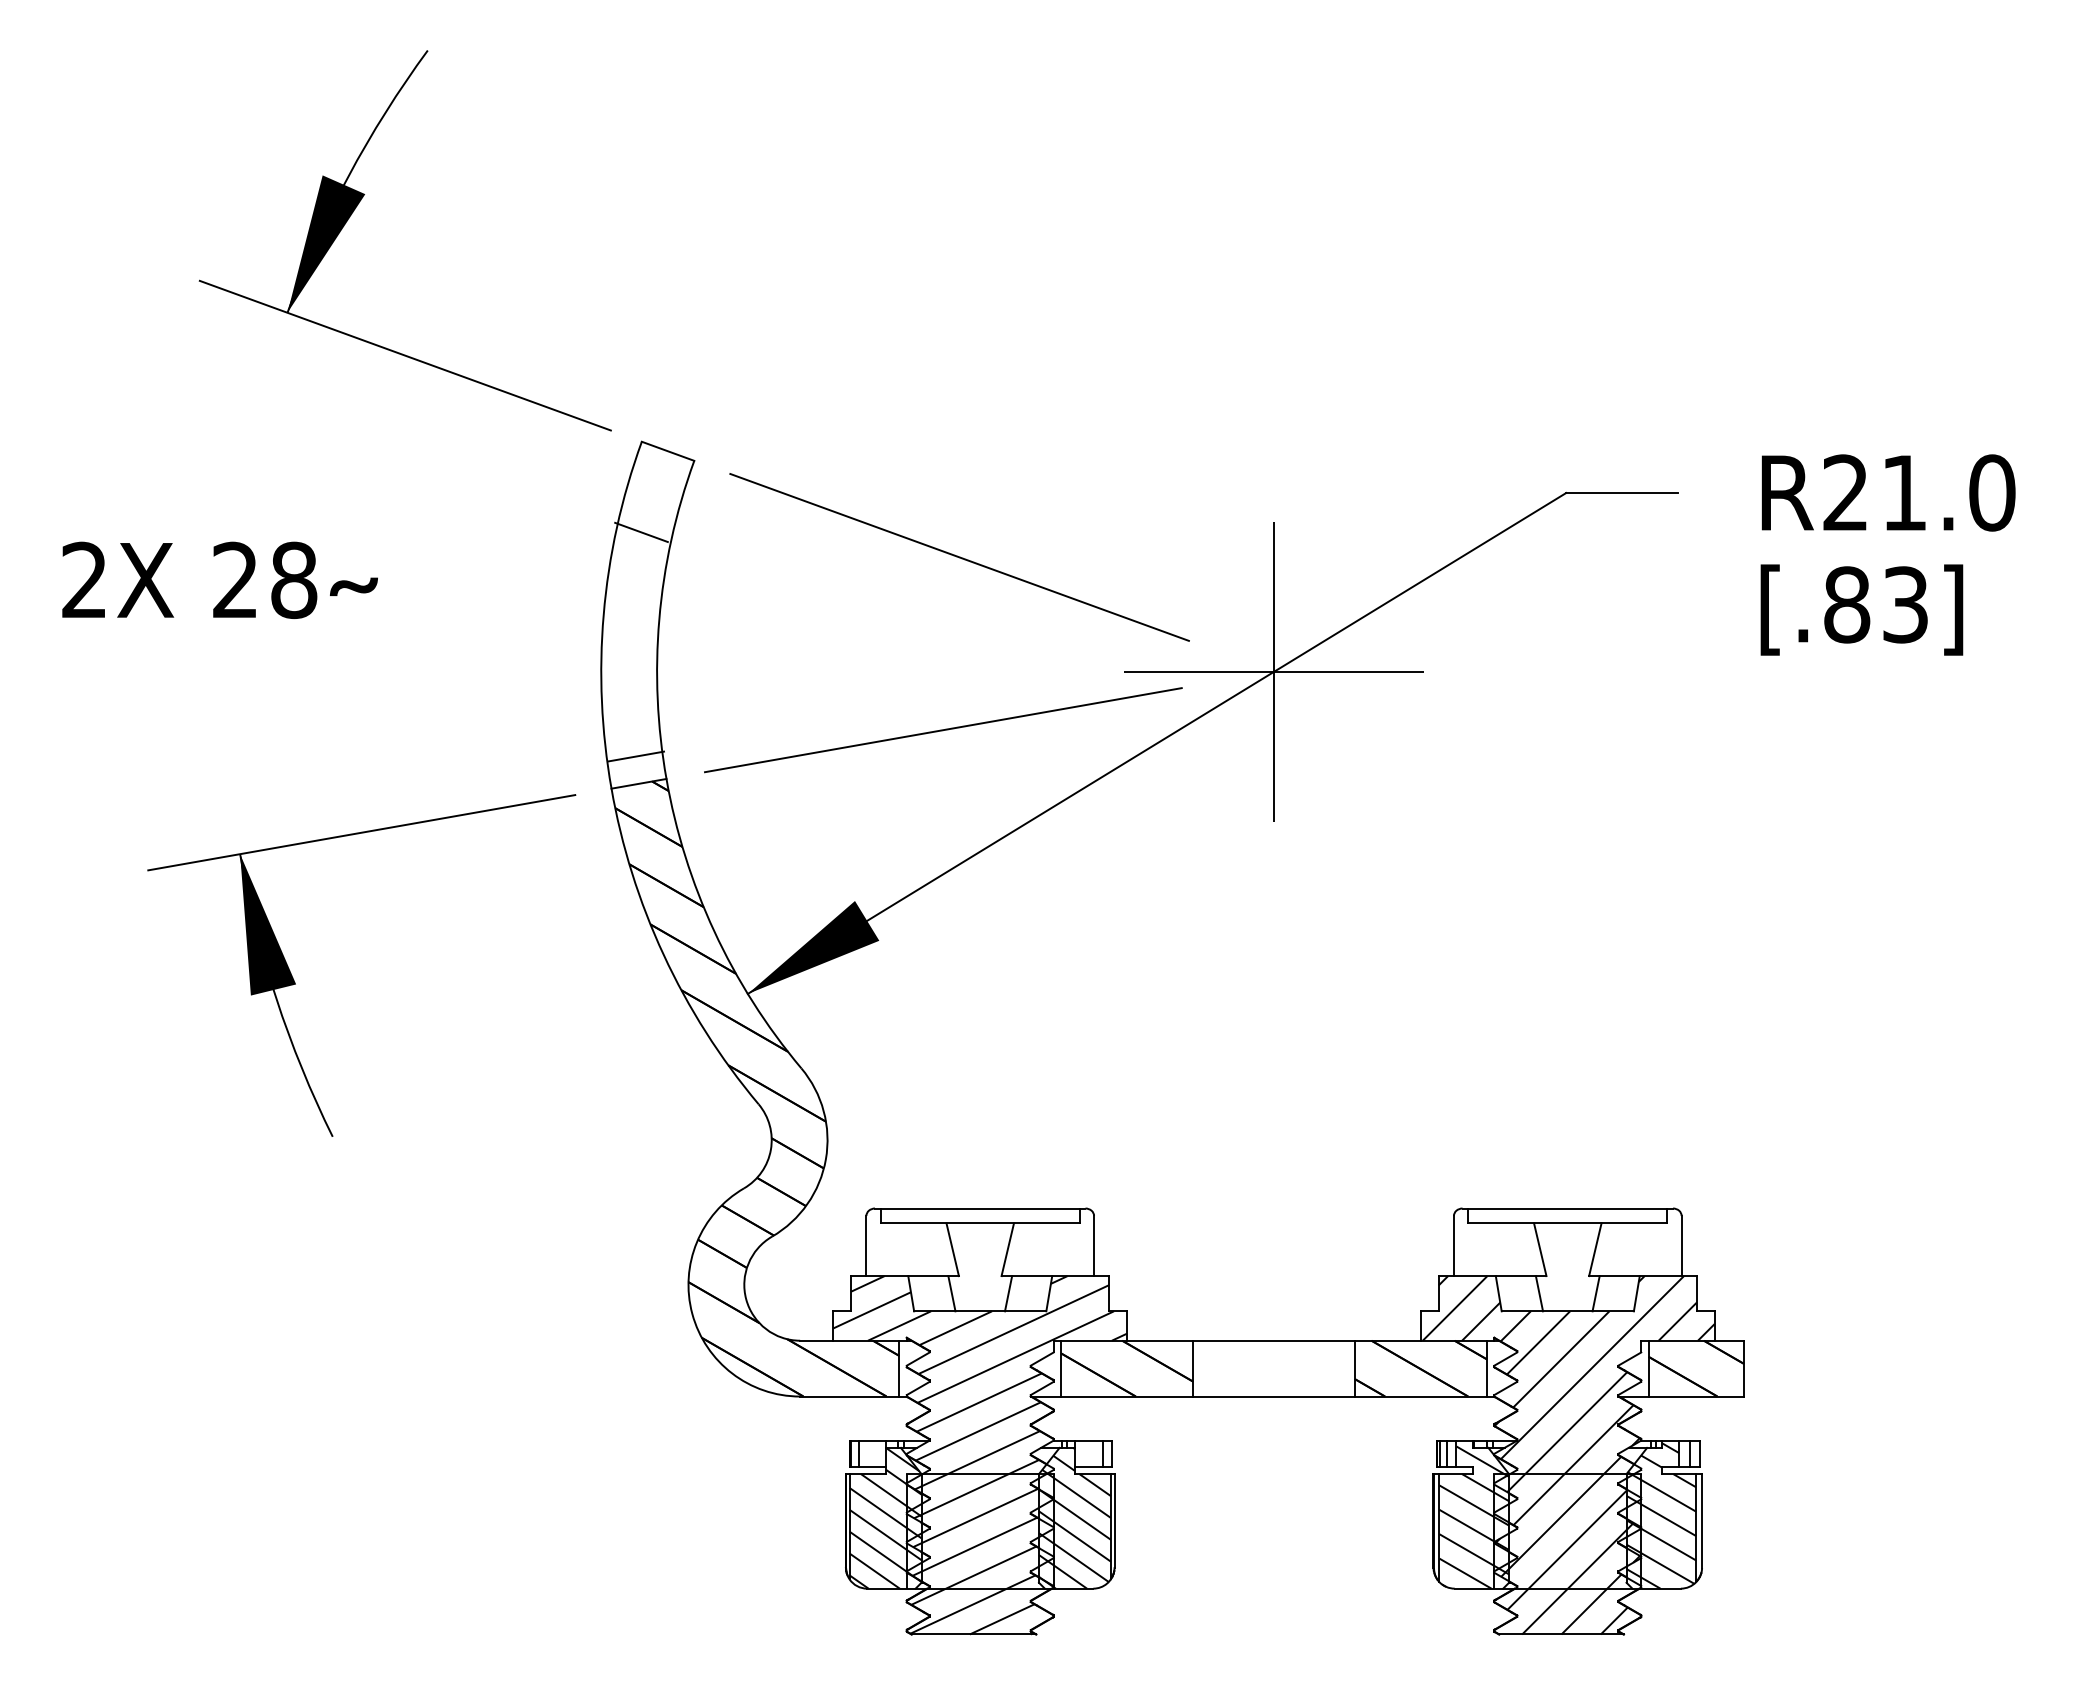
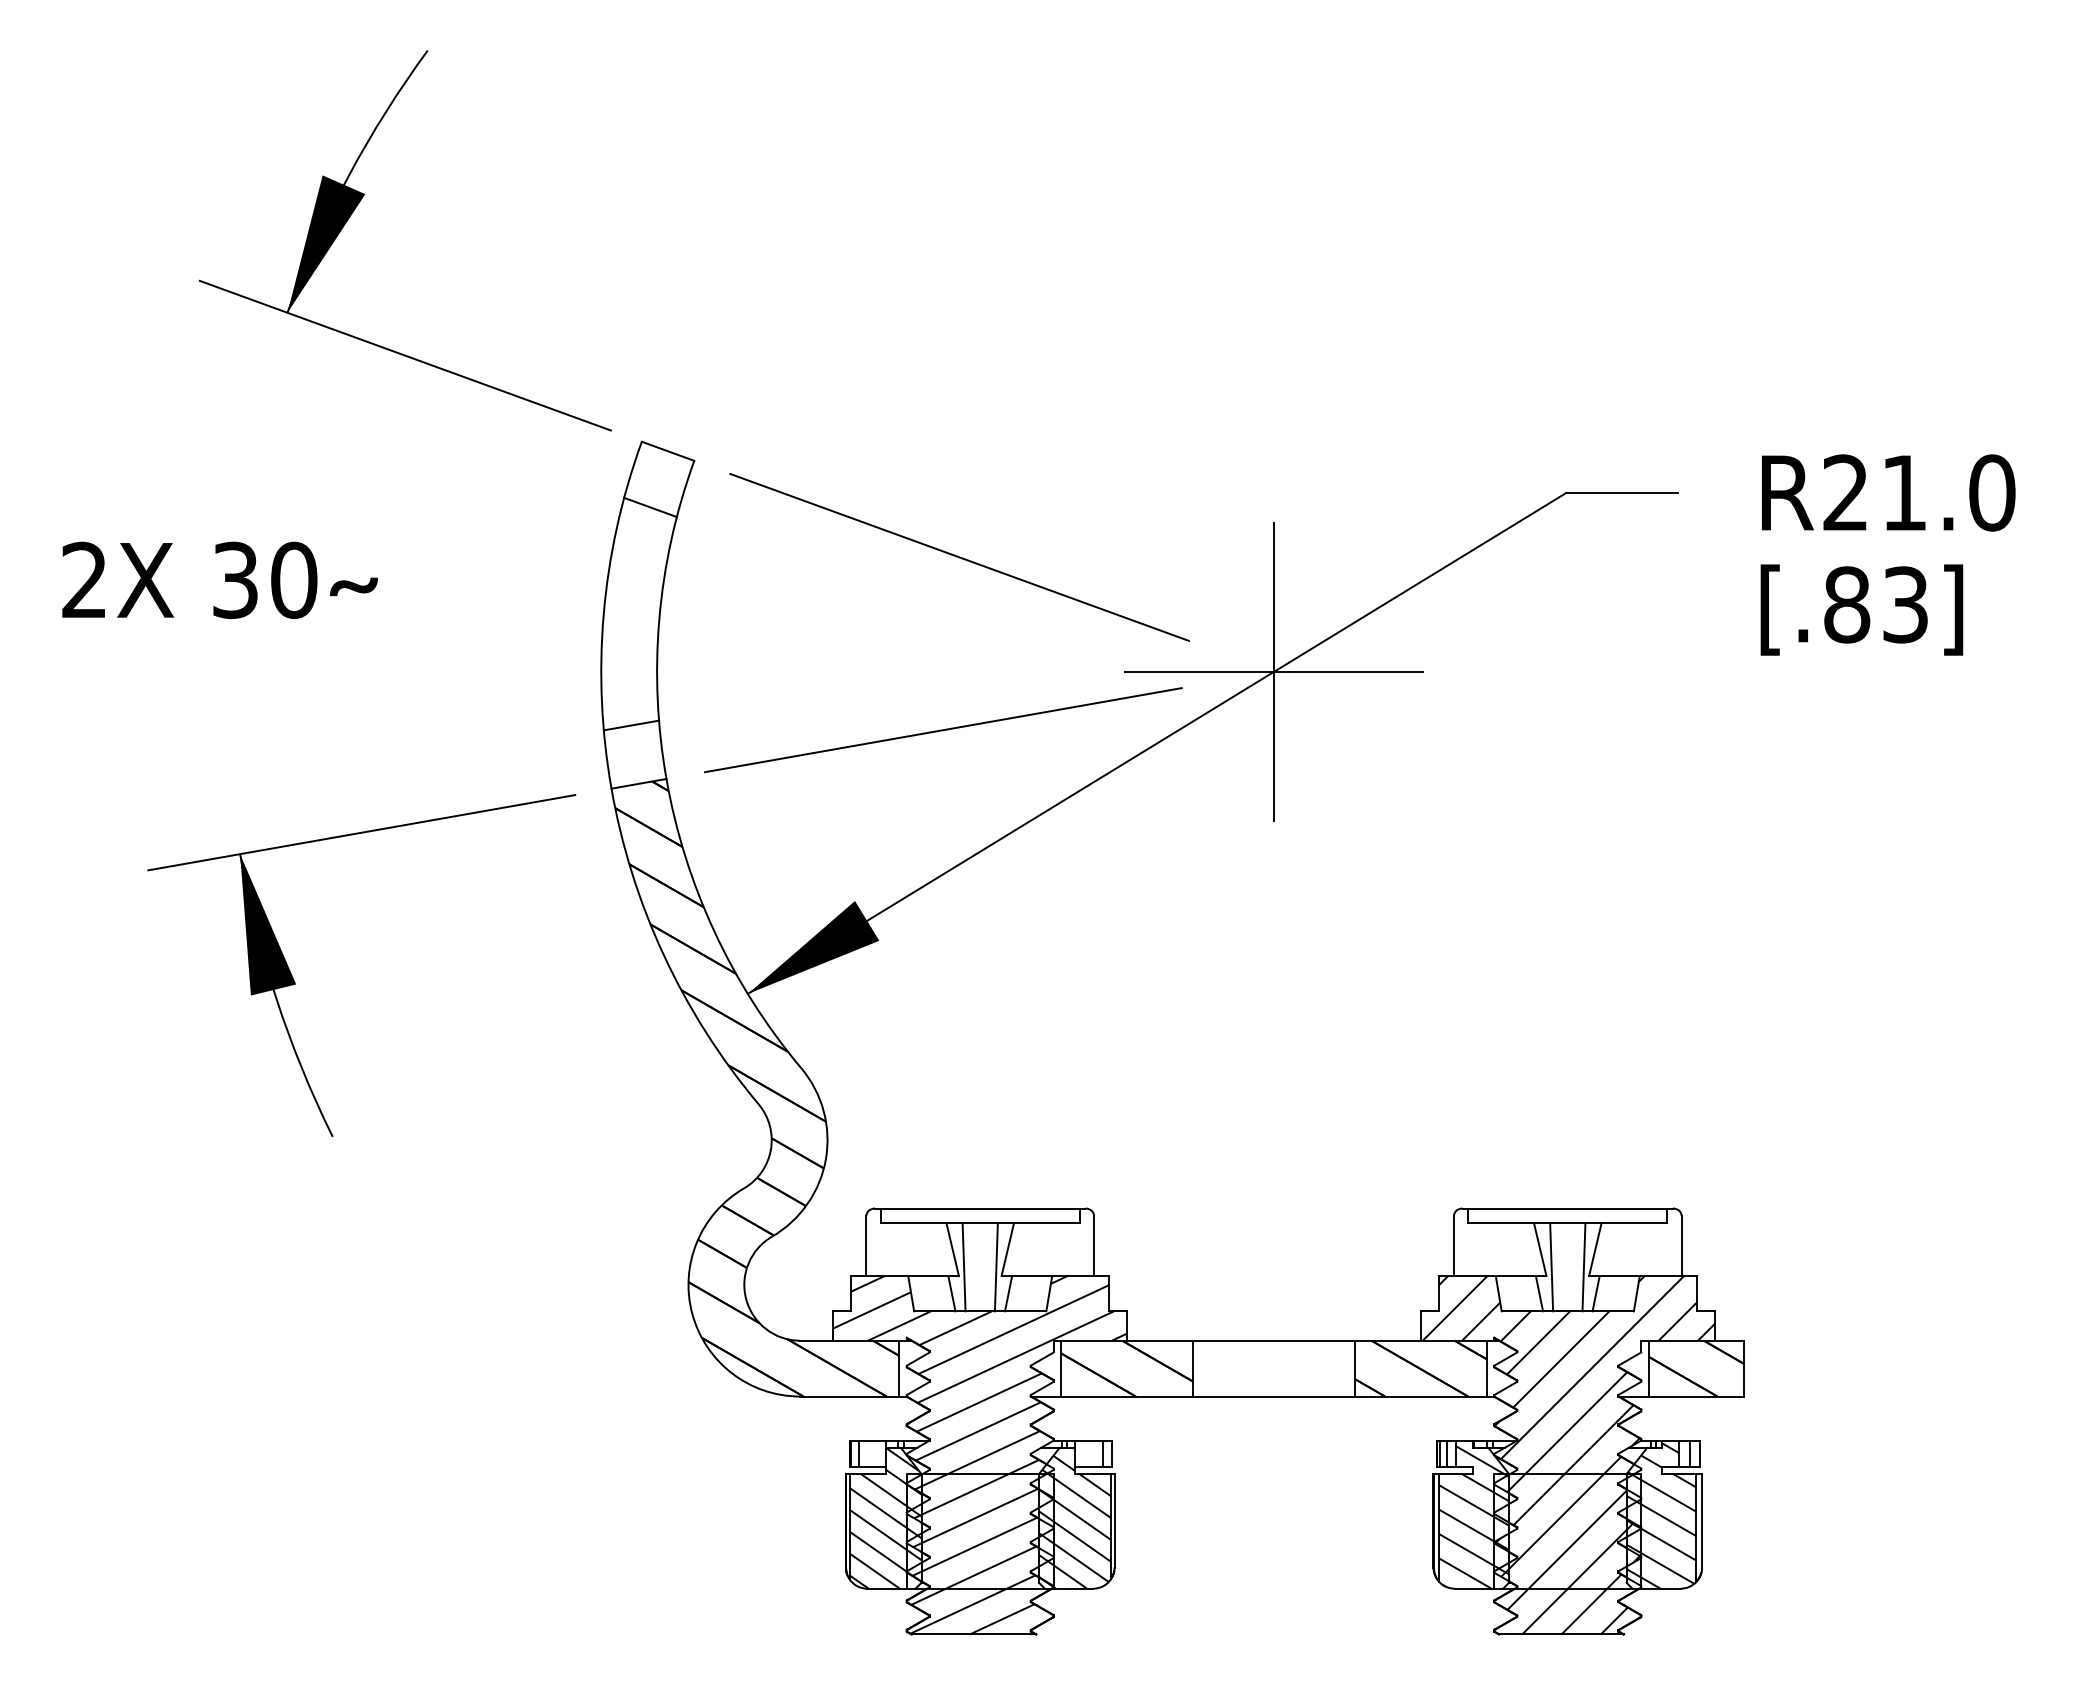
line position: (641, 532) -> (650, 507) (650, 507)
text: 28 -> 30 (265, 580)
line position: (636, 756) -> (631, 725) (631, 725)
line: none -> present (963, 1267)
line: none -> present (995, 1267)
line: none -> present (1551, 1267)
line: none -> present (1583, 1267)
